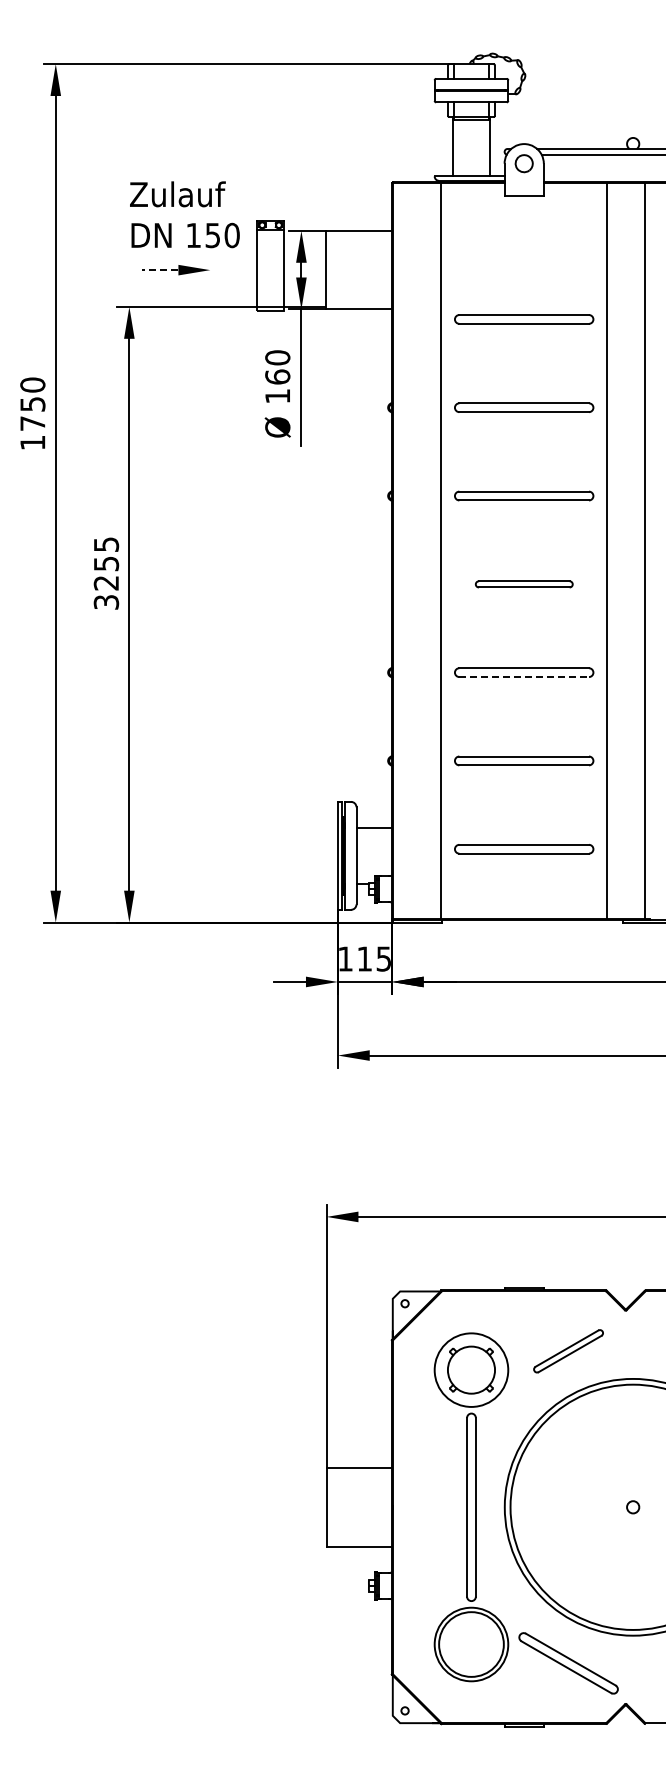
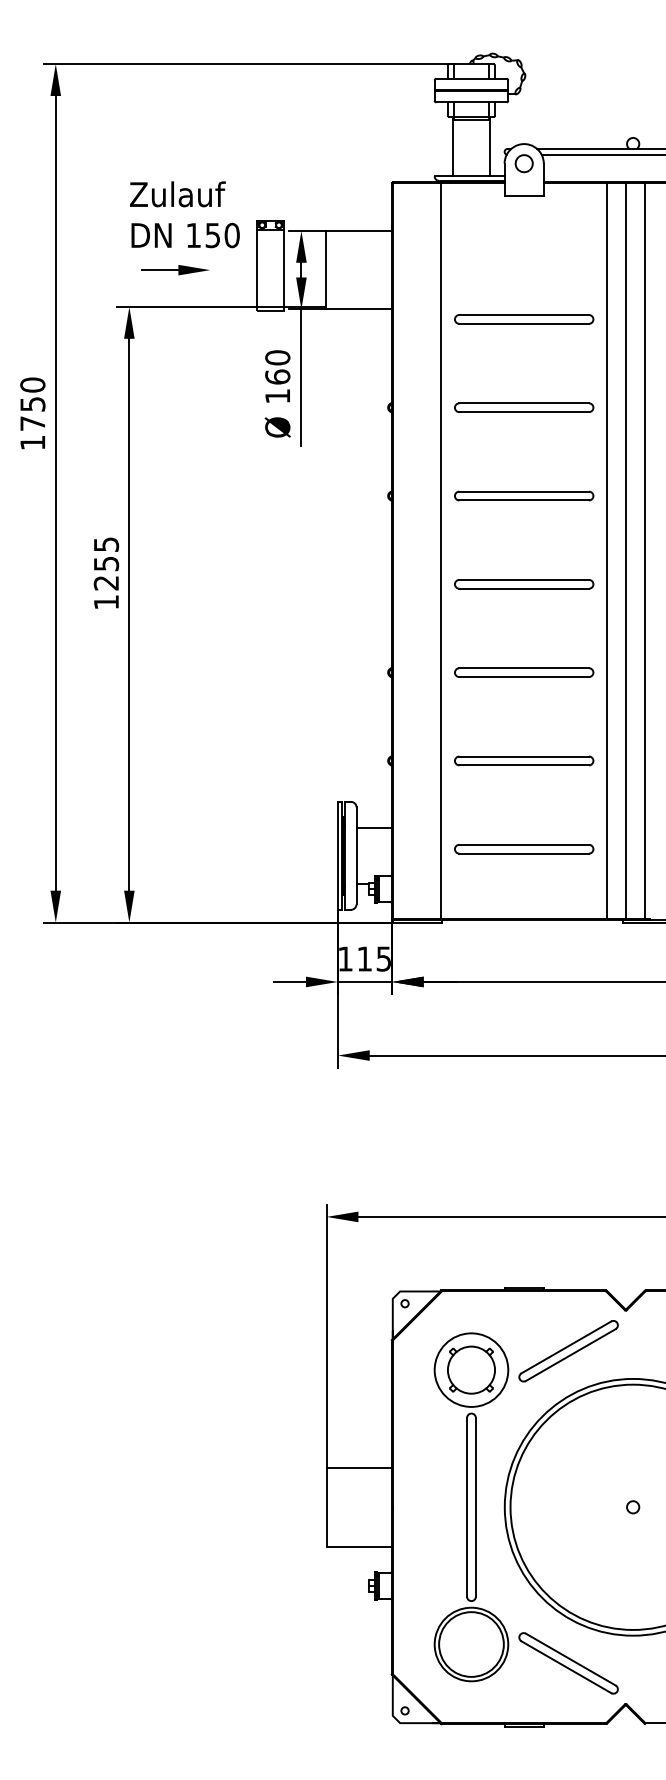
line: dashed -> solid (159, 270)
line: none -> present (625, 550)
part size: 100x9 px -> 141x11 px (524, 584)
text: 3255 -> 1255 (106, 602)
line: dashed -> solid (524, 677)
part size: 71x45 px -> 101x63 px (568, 1351)
